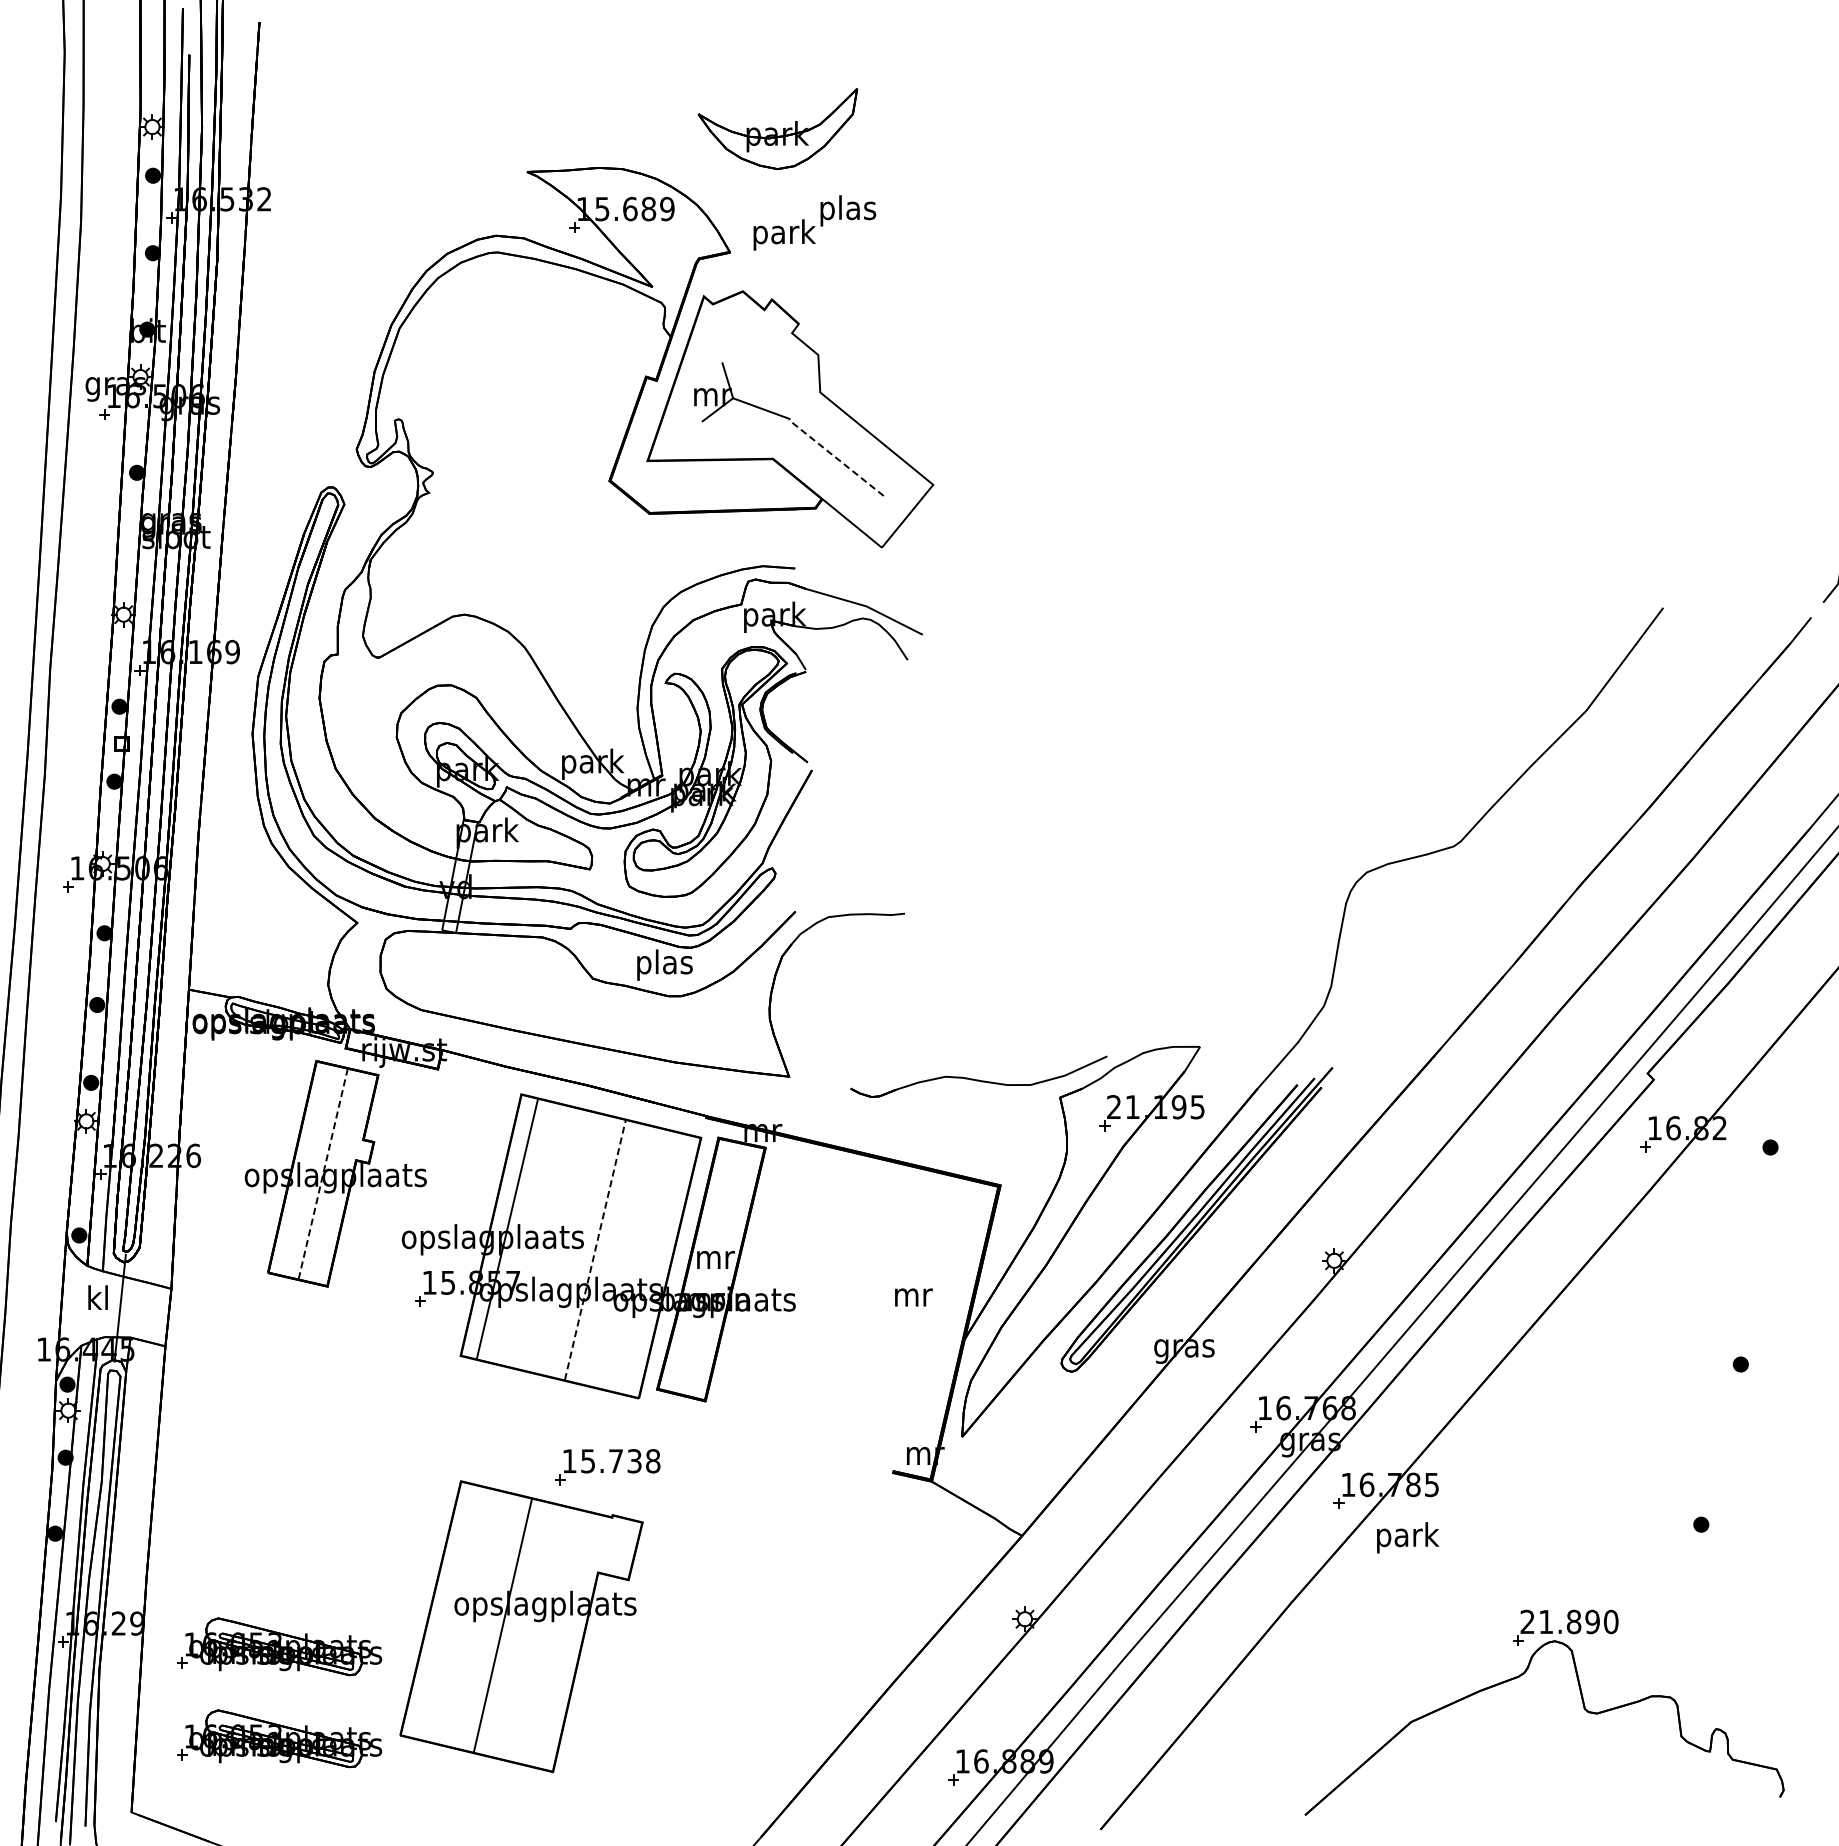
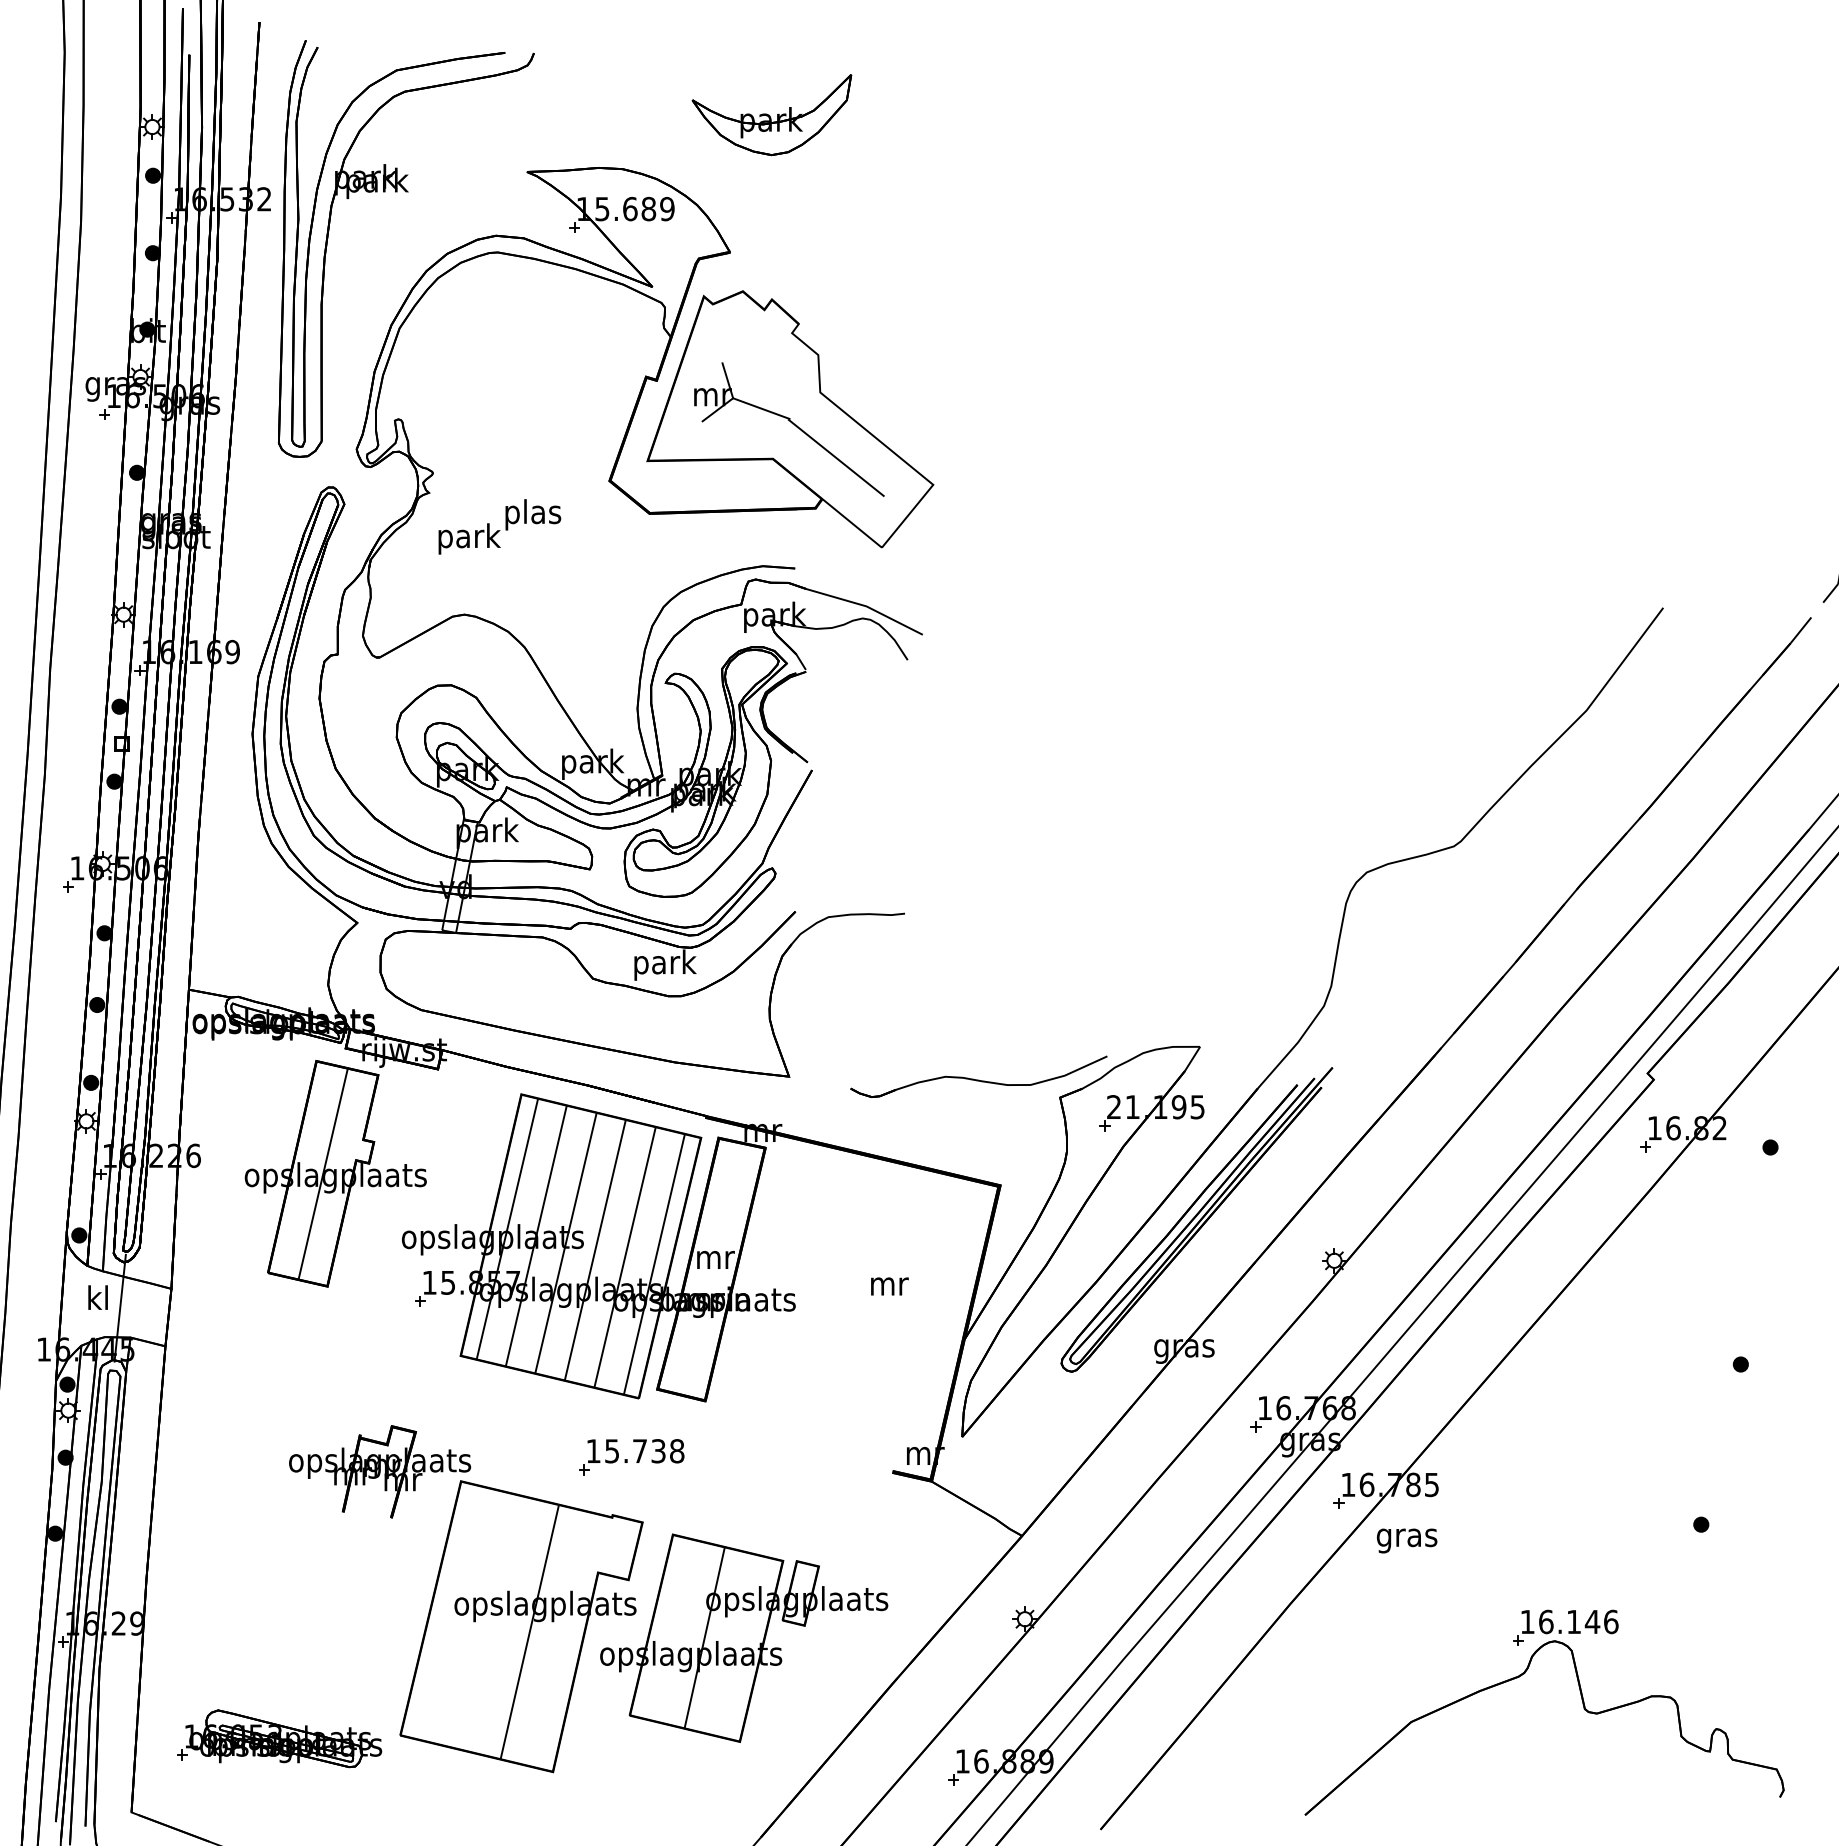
part position: (777, 129) -> (771, 115) (771, 115)
part: none -> present (406, 192)
text position: (814, 222) -> (499, 526) (499, 526)
line: dashed -> solid (836, 457)
text: plas -> park (665, 964)
line: dashed -> solid (323, 1174)
line: none -> present (535, 1235)
line: none -> present (565, 1242)
line: dashed -> solid (595, 1249)
line: none -> present (624, 1257)
line: none -> present (654, 1264)
text position: (913, 1297) -> (889, 1286) (889, 1286)
part position: (607, 1467) -> (631, 1457) (631, 1457)
part: none -> present (380, 1471)
text: park -> gras (1407, 1537)
text: 21.890 -> 16.146 (1569, 1621)
line position: (502, 1625) -> (529, 1631) (529, 1631)
part: none -> present (744, 1637)
part: present -> none (279, 1646)
